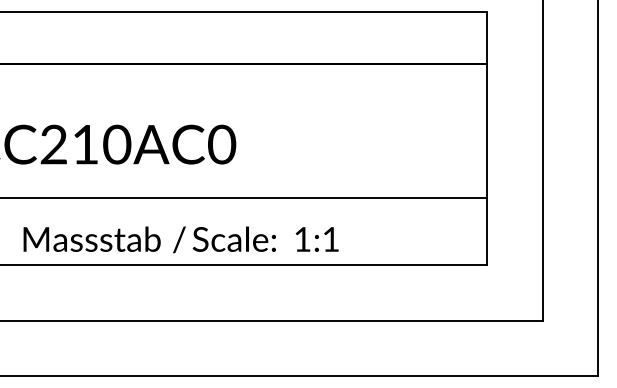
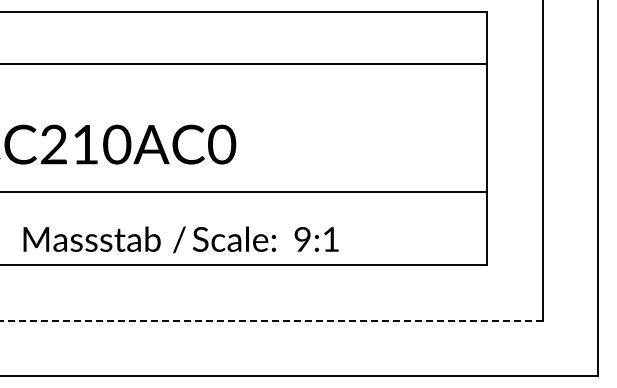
line position: (244, 197) -> (244, 191) (244, 191)
text: 1:1 -> 9:1 (302, 239)
line: solid -> dashed (271, 320)
